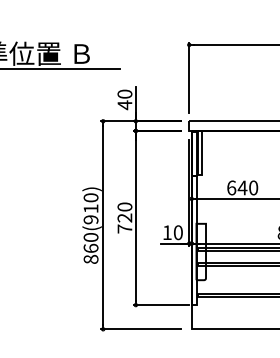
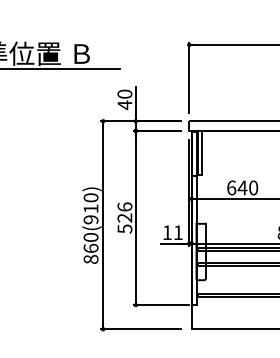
text: 720 -> 526 (124, 217)
text: 10 -> 11 (178, 232)
